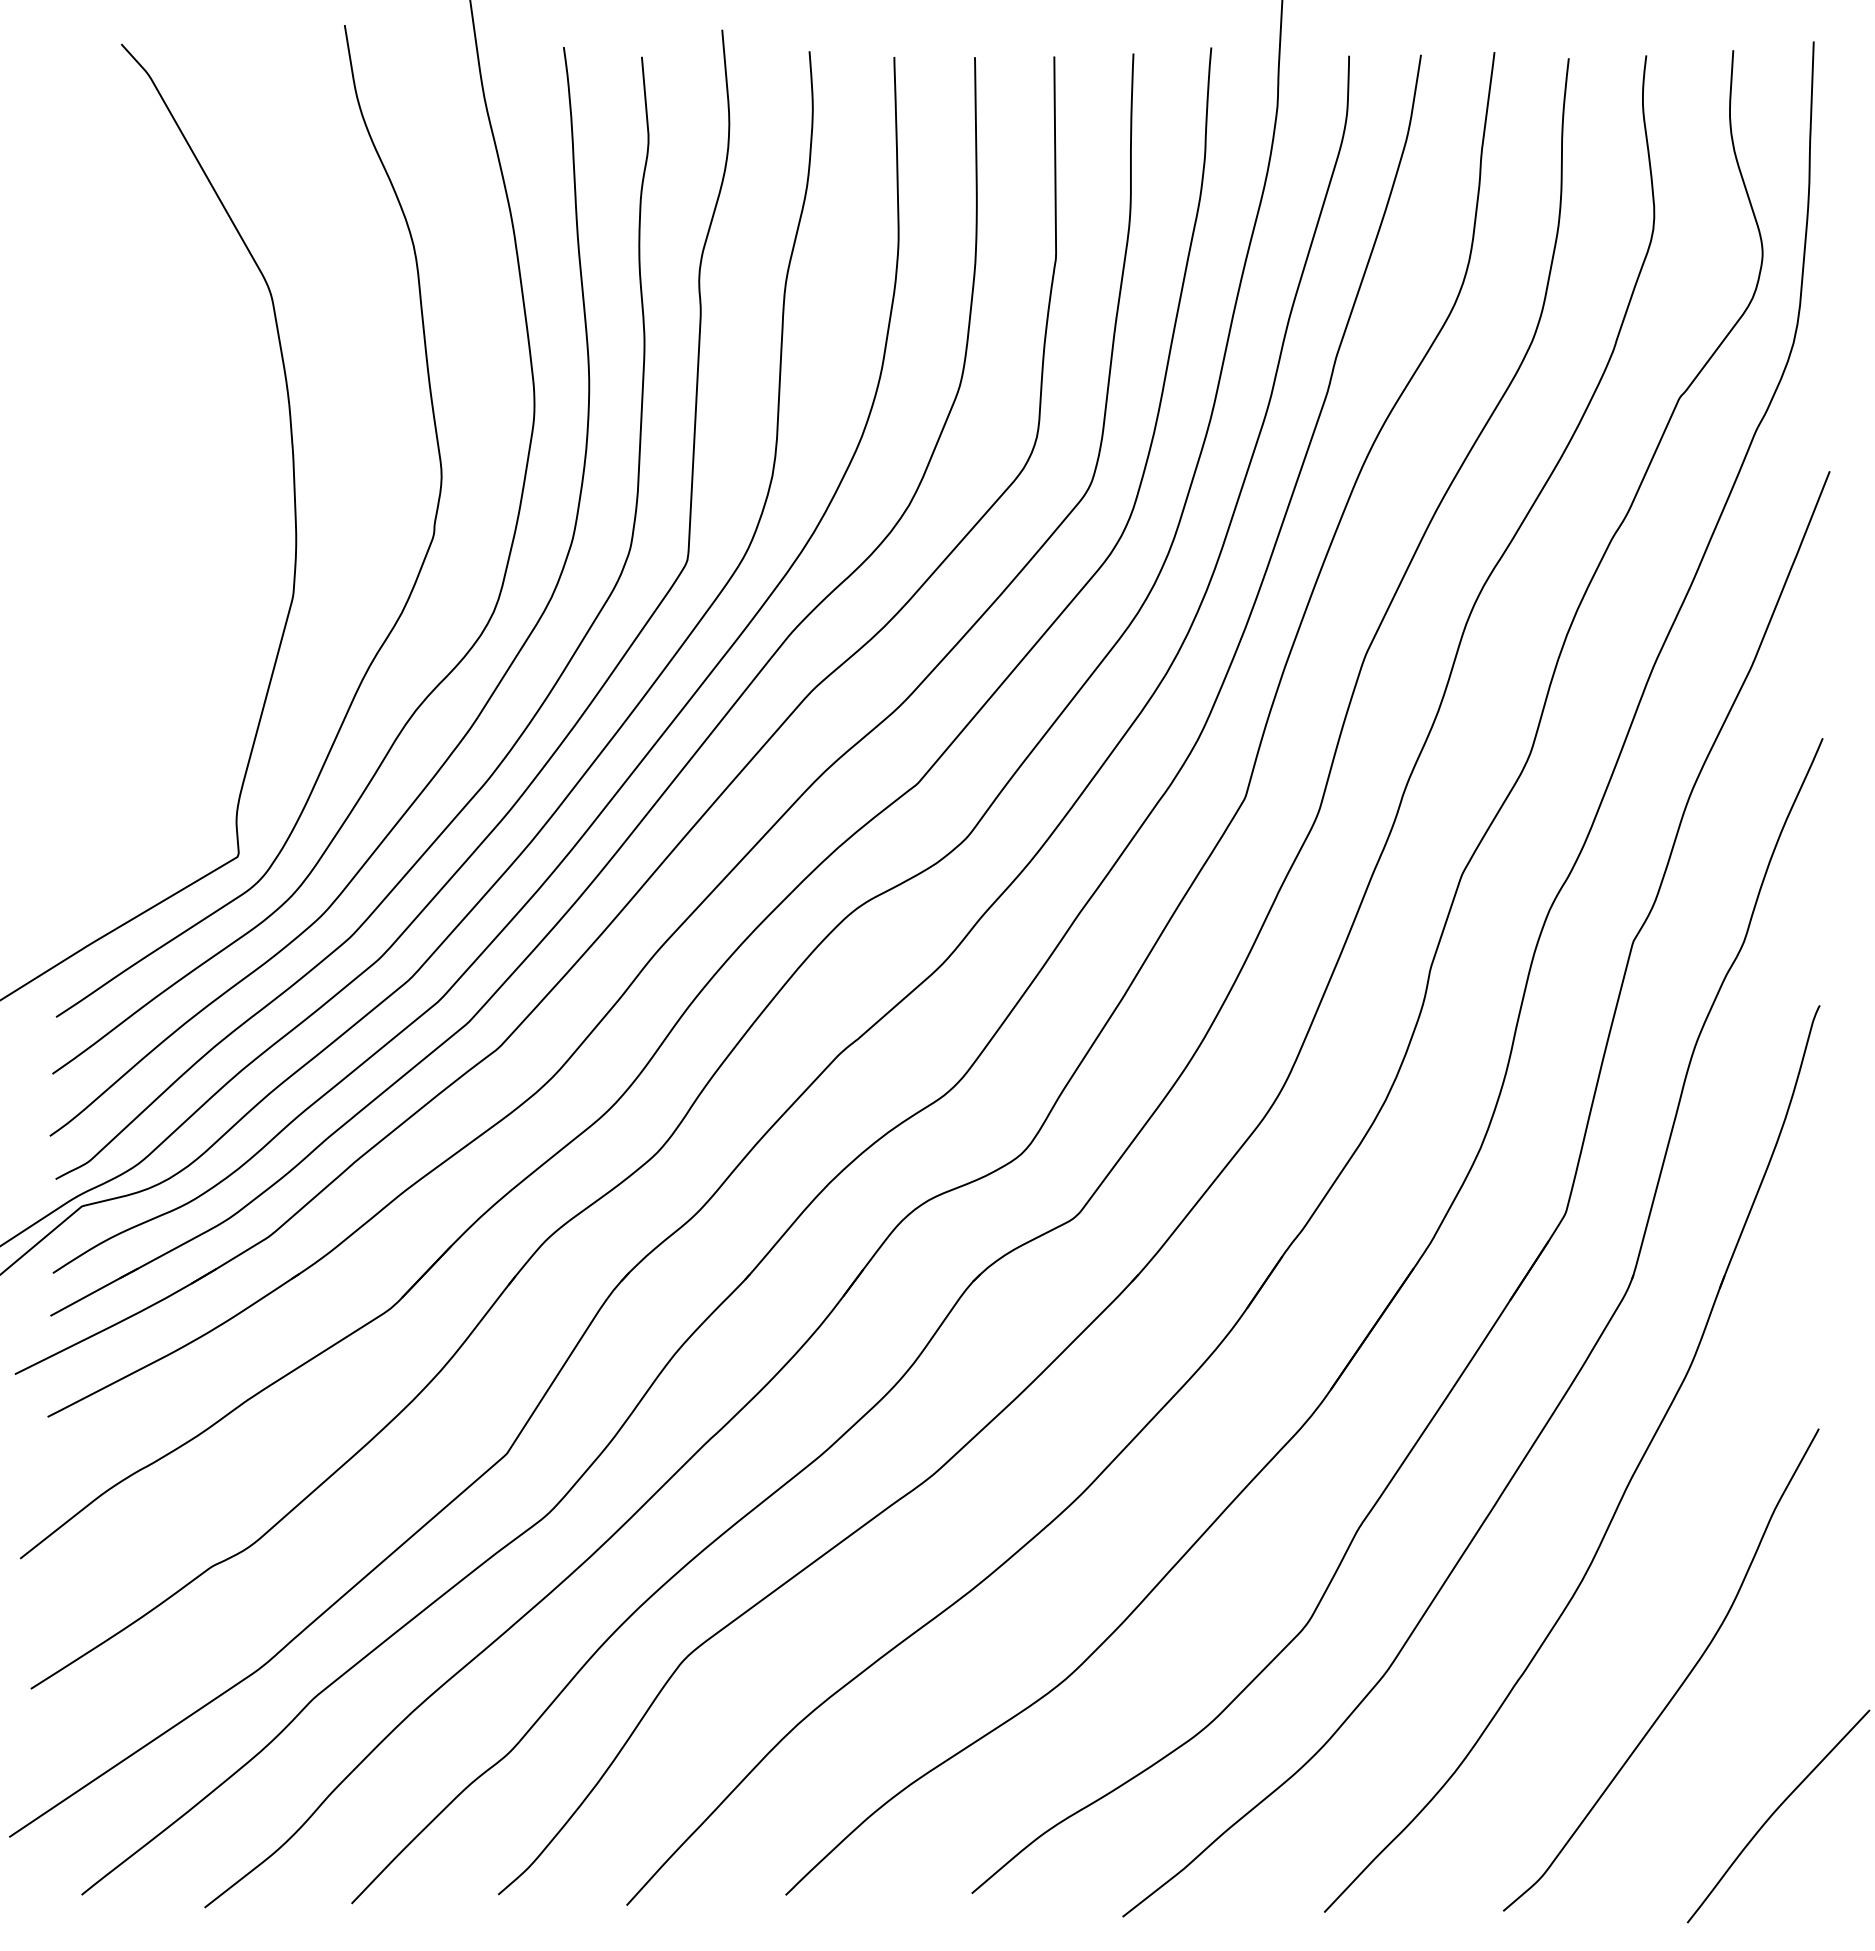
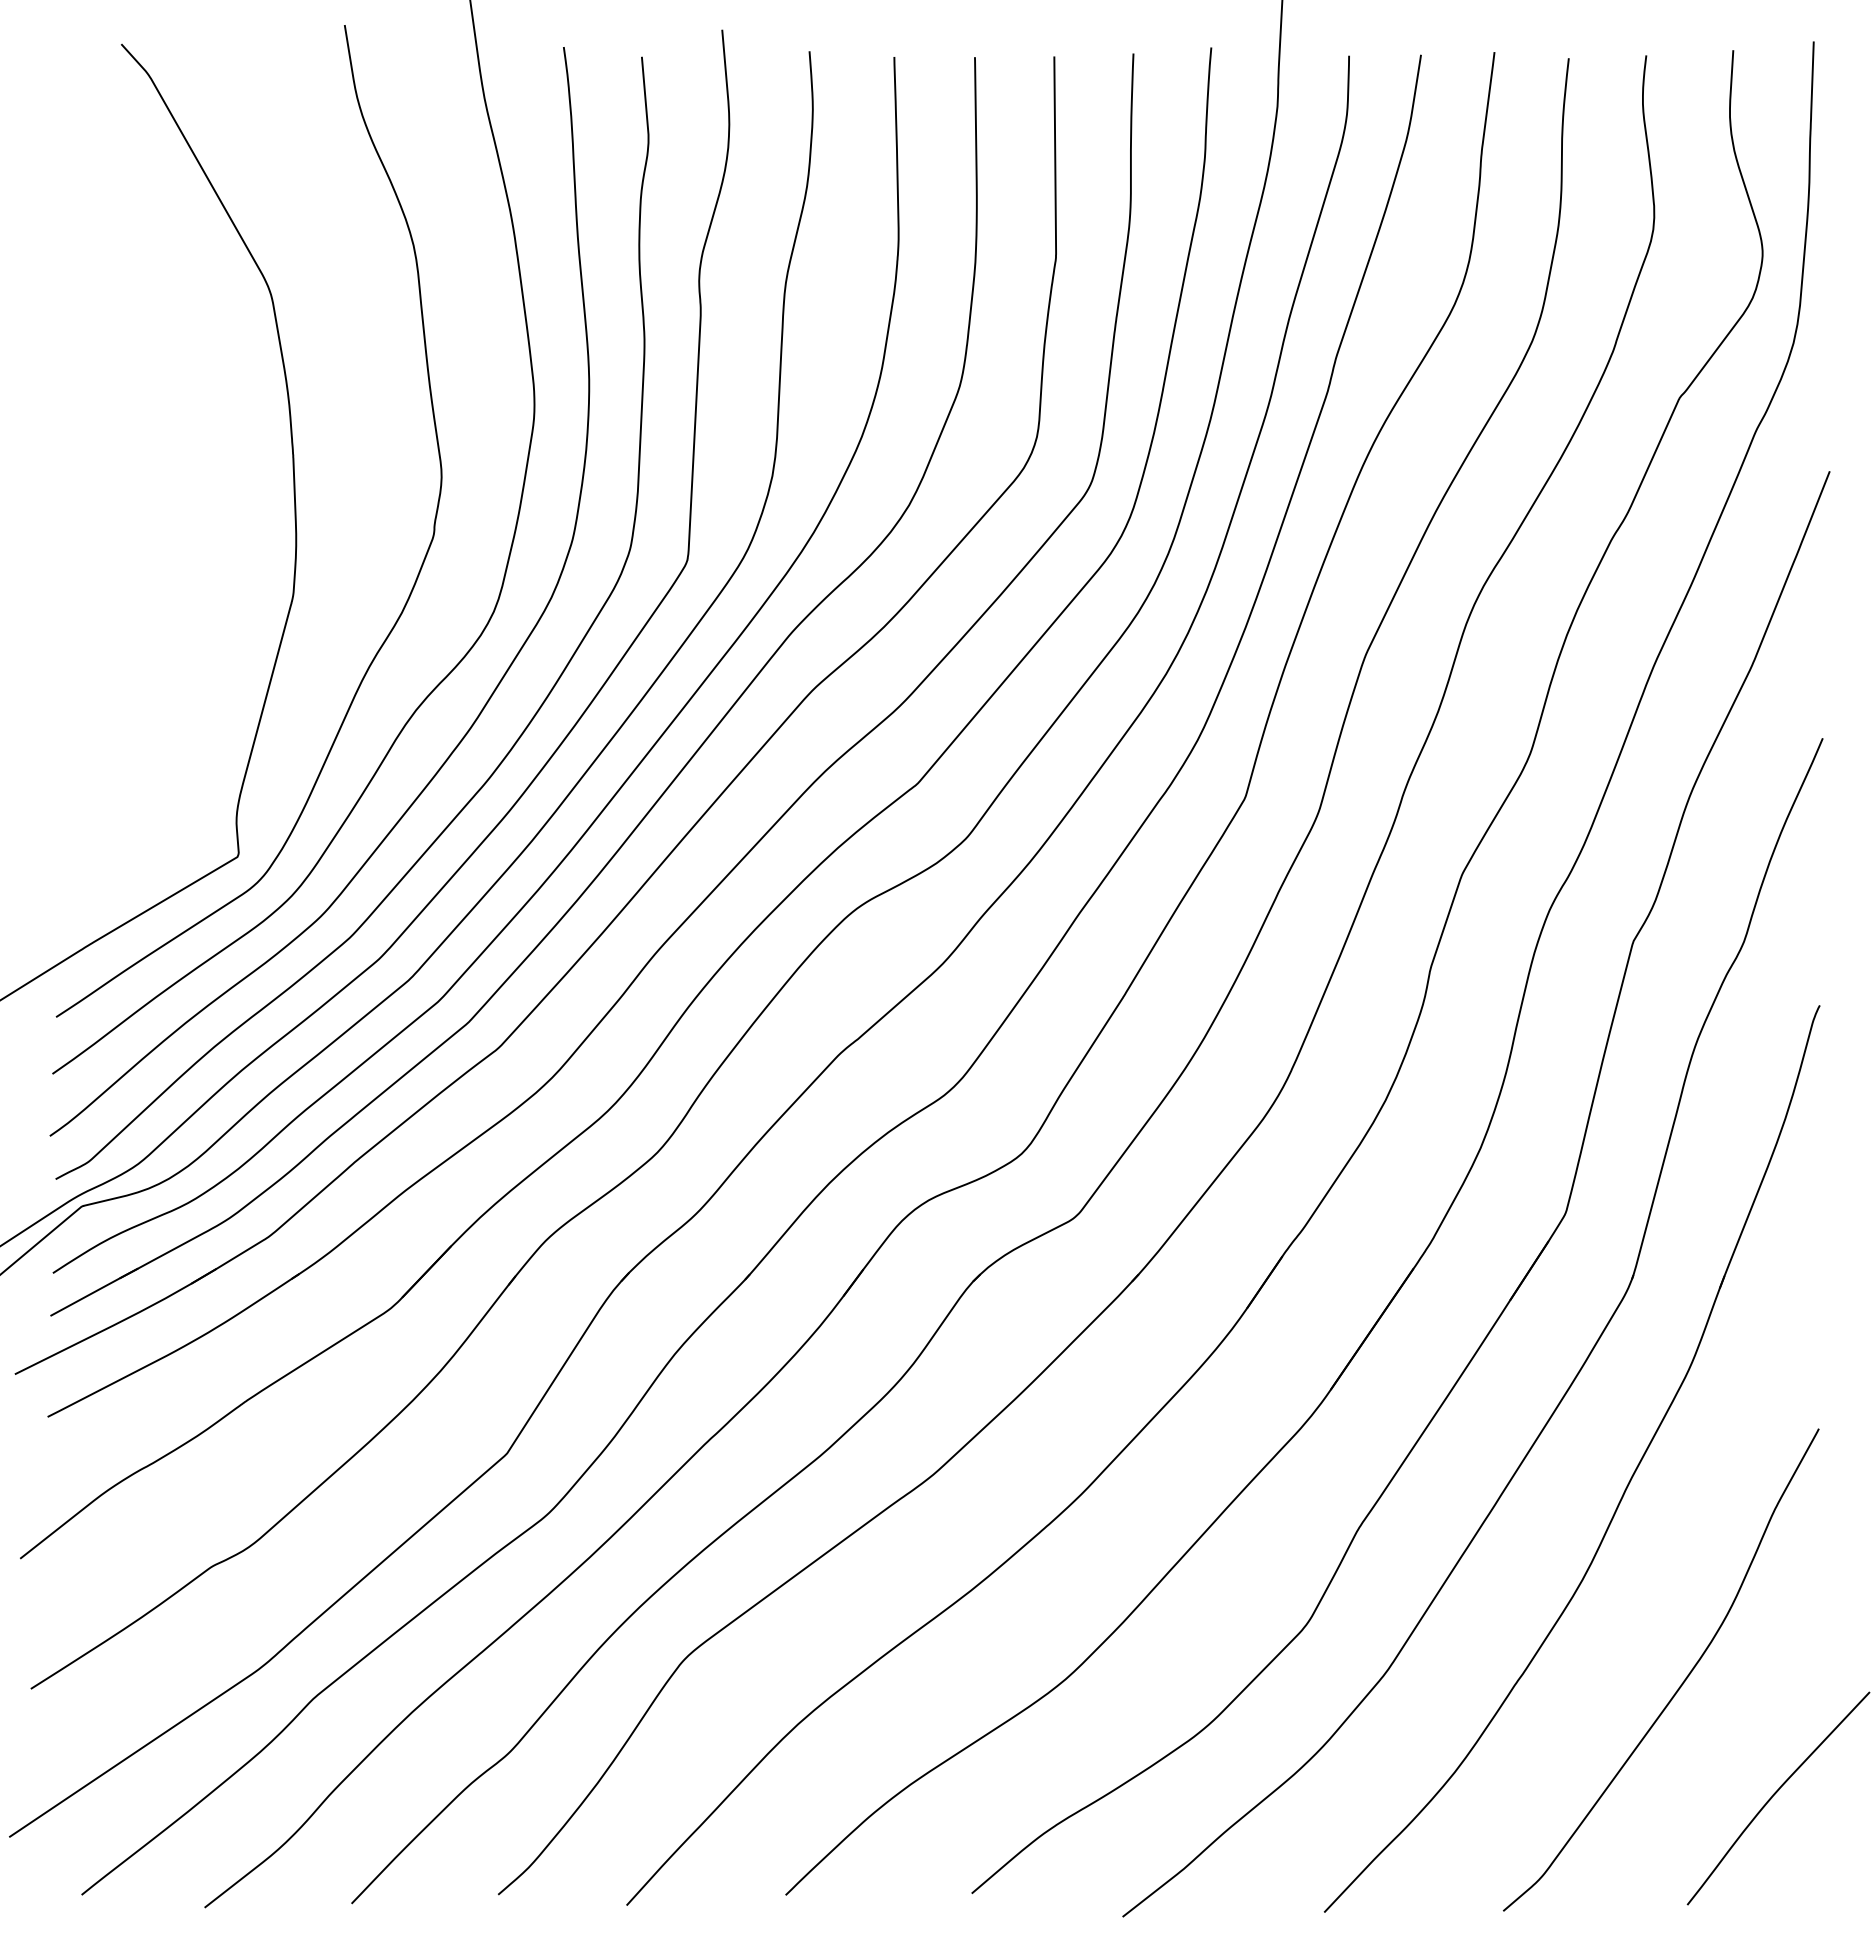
curve position: (1775, 1812) -> (1775, 1794) (1775, 1794)
